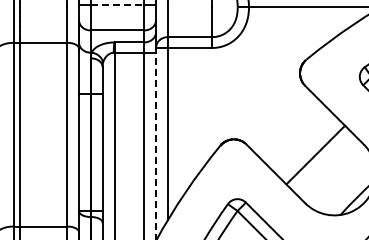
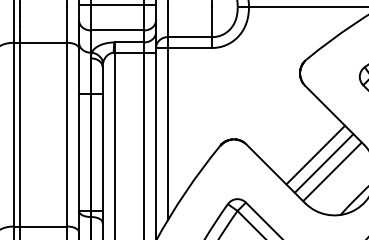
line: dashed -> solid (117, 4)
line: dashed -> solid (156, 145)
line: none -> present (323, 163)
line: none -> present (332, 171)
